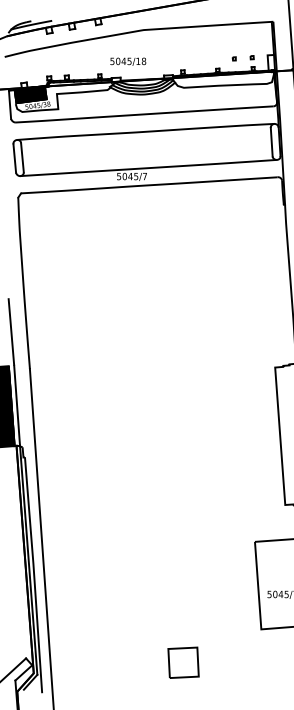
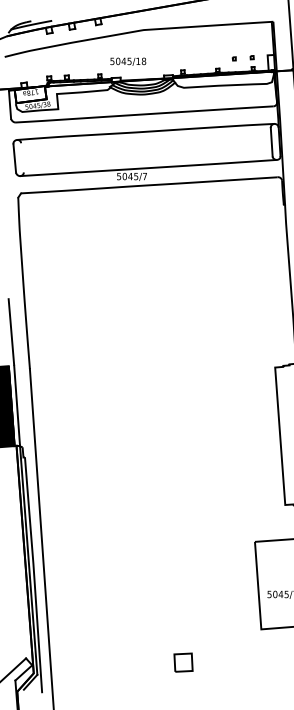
fill: present -> none (30, 94)
line: present -> none (22, 157)
part size: 33x33 px -> 21x21 px (183, 662)
